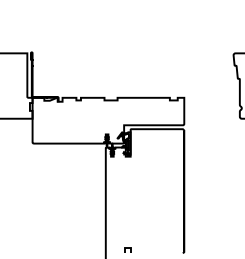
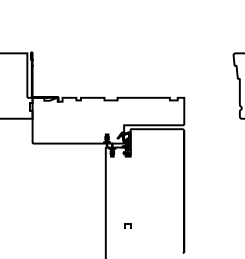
line position: (127, 248) -> (127, 224) (127, 224)
